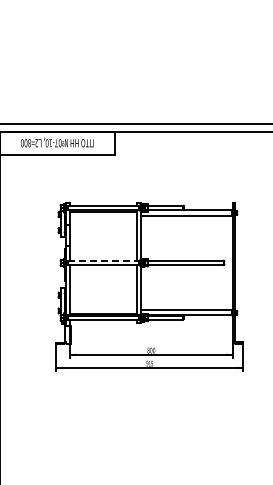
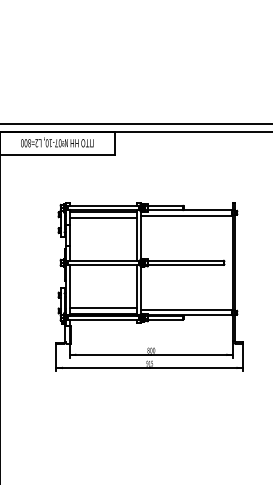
line: none -> present (102, 218)
line: dashed -> solid (103, 260)
line: none -> present (102, 307)
